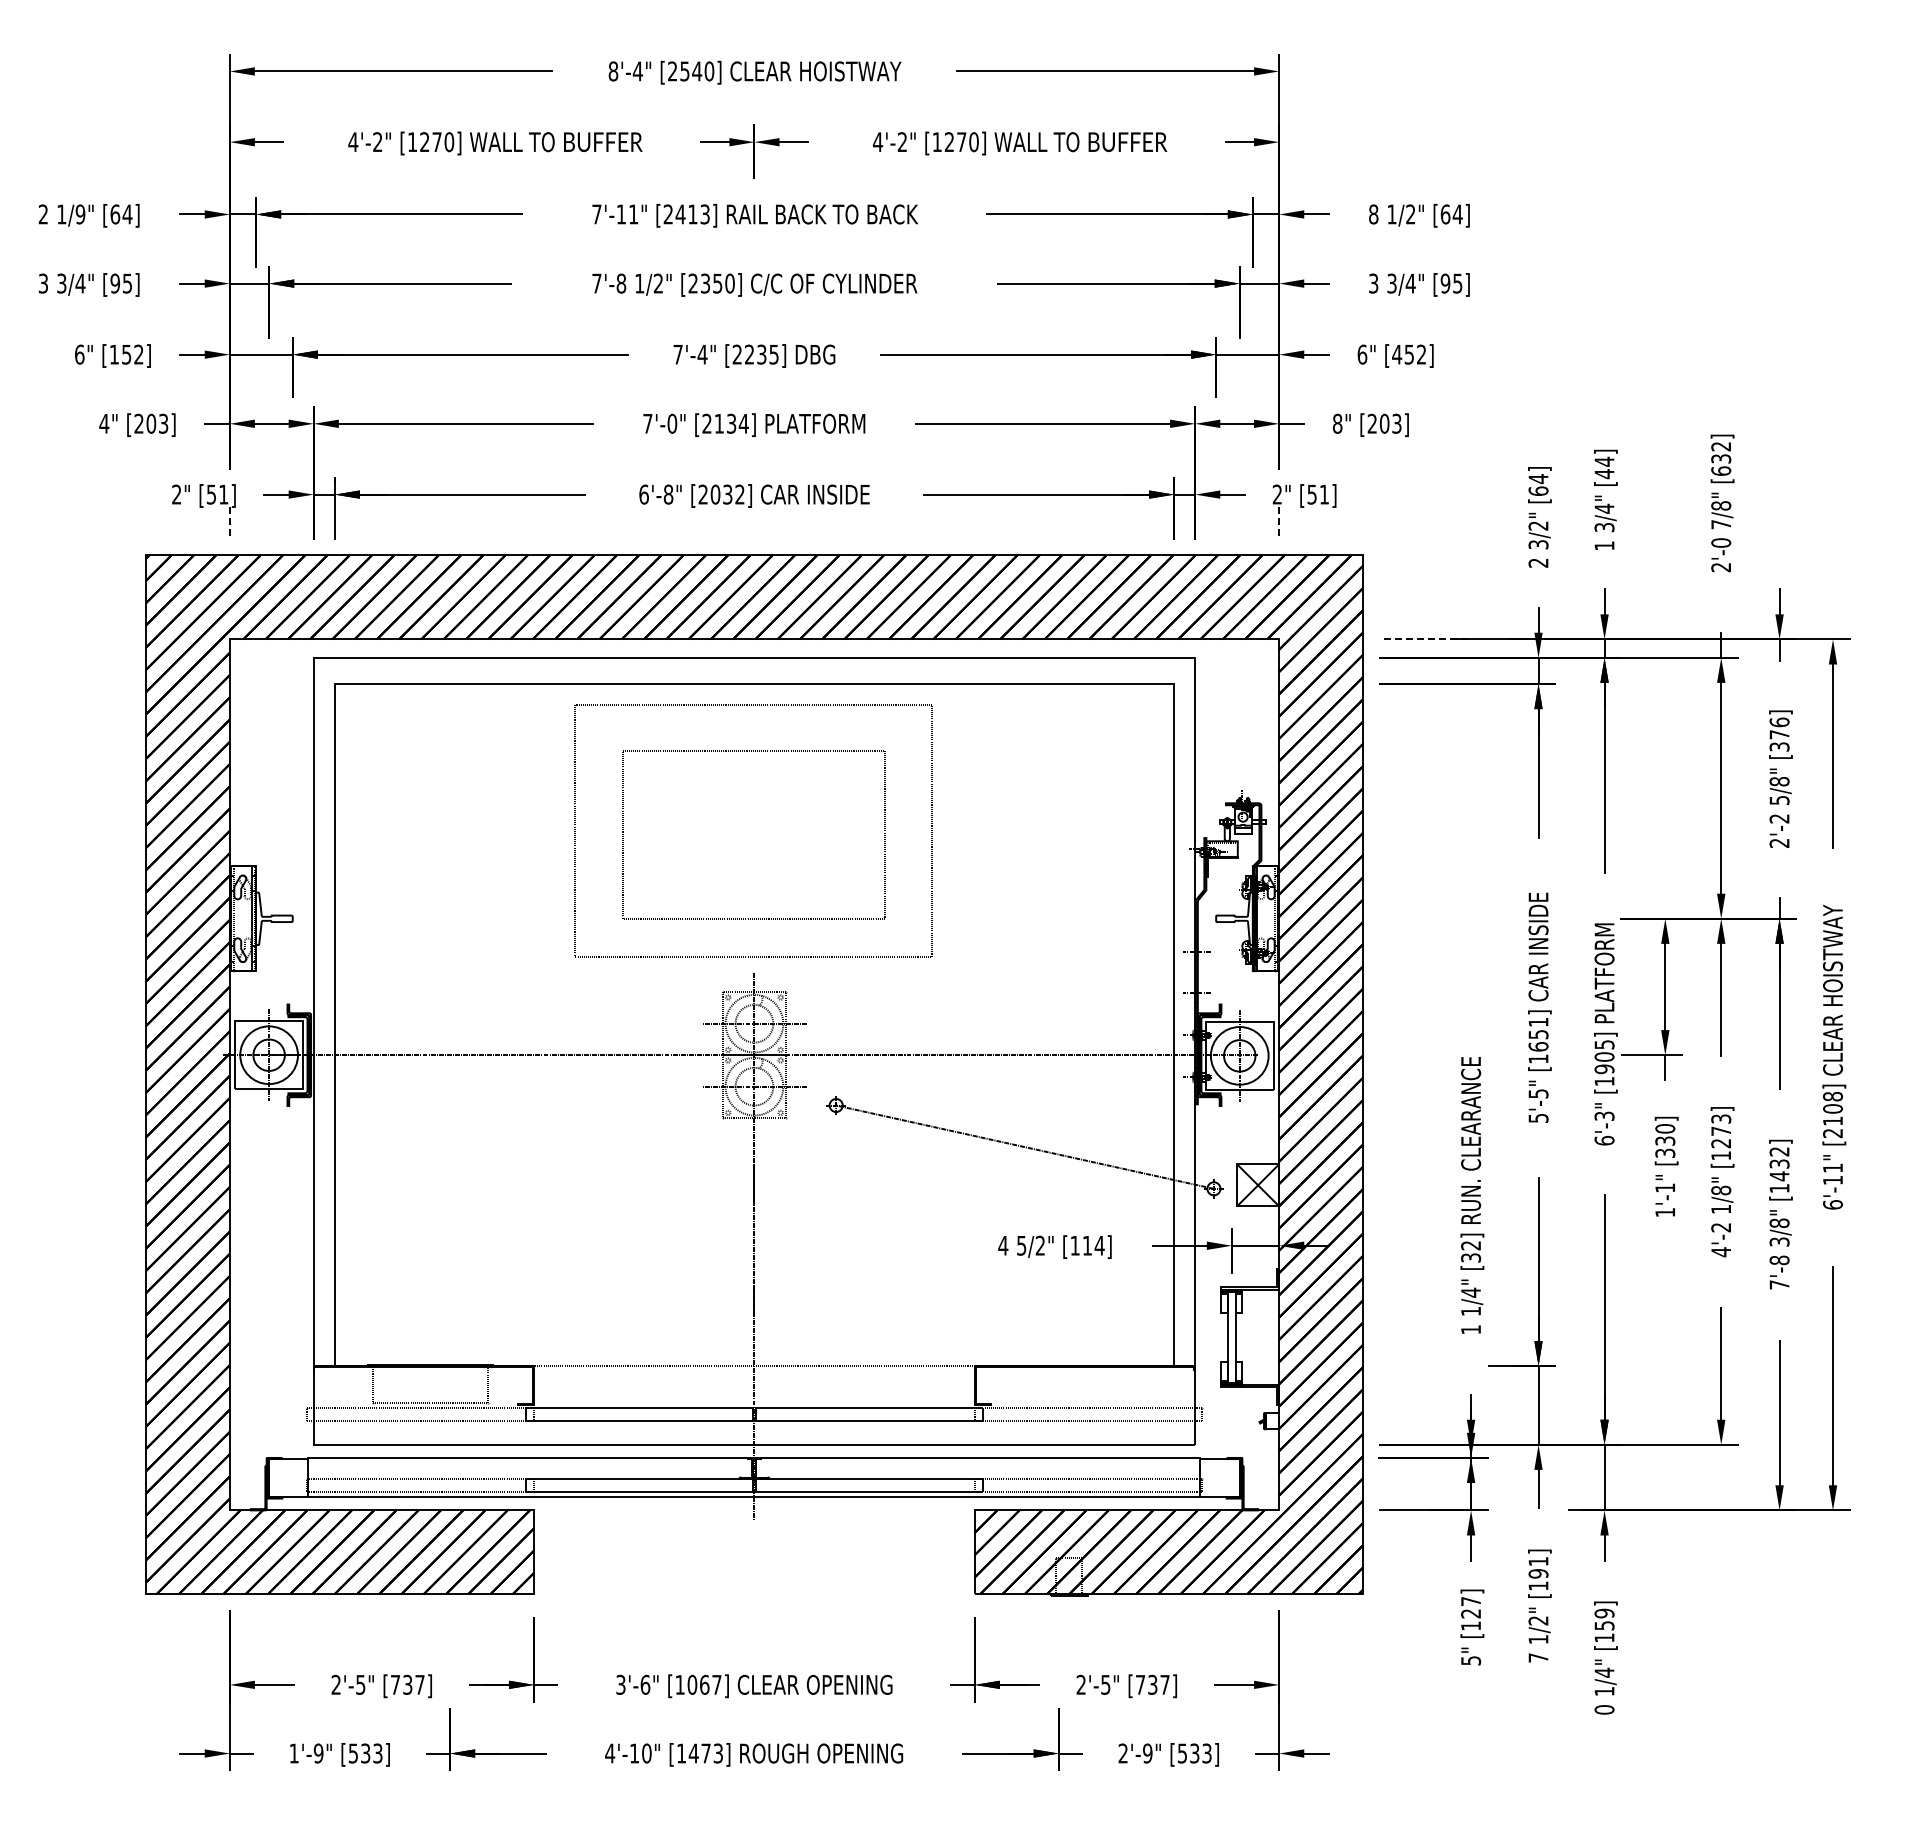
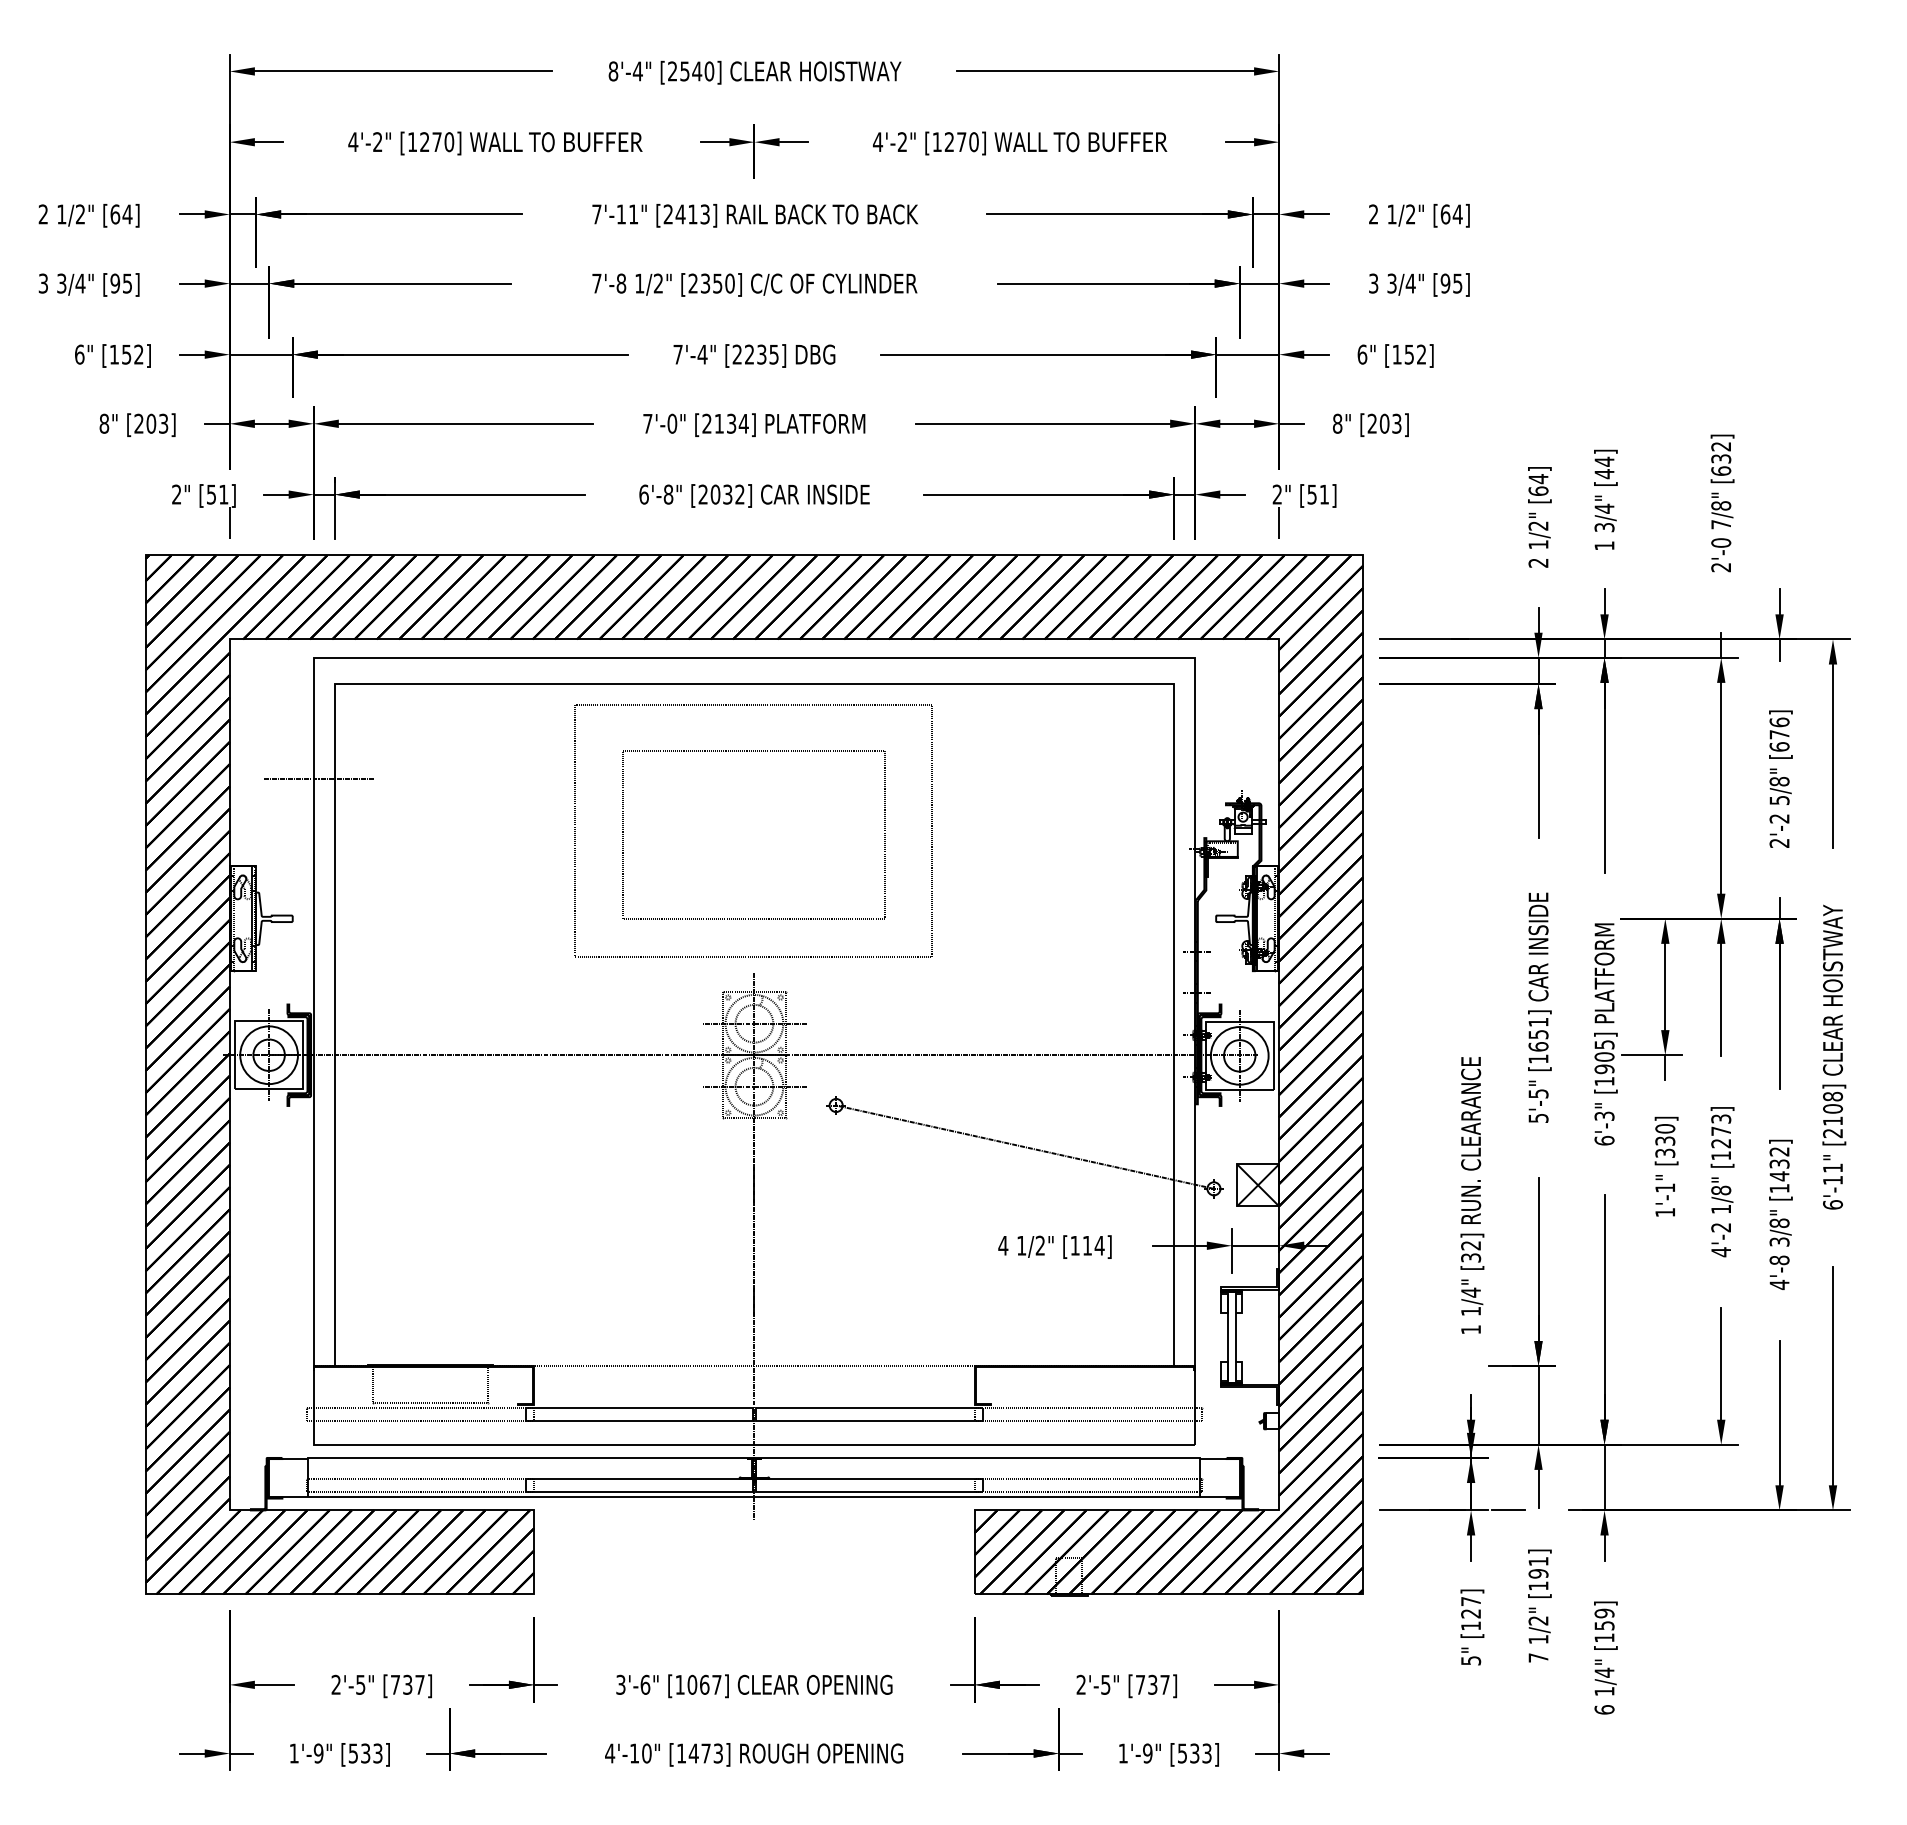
text: 1/9" -> 1/2" (80, 214)
text: 8 -> 2 (1373, 214)
text: [452] -> [152] (1397, 354)
text: 4" -> 8" (104, 423)
line: dashed -> solid (229, 522)
line: dashed -> solid (1279, 522)
text: 3/2" -> 1/2" (1538, 544)
line: dashed -> solid (1423, 639)
text: [376] -> [676] (1779, 746)
line: none -> present (318, 778)
text: 5/2" -> 1/2" (1021, 1245)
text: 7'-8 -> 4'-8 (1779, 1284)
line: none -> present (1508, 1510)
text: 0 -> 6 (1604, 1709)
text: 2'-9" -> 1'-9" (1122, 1753)
